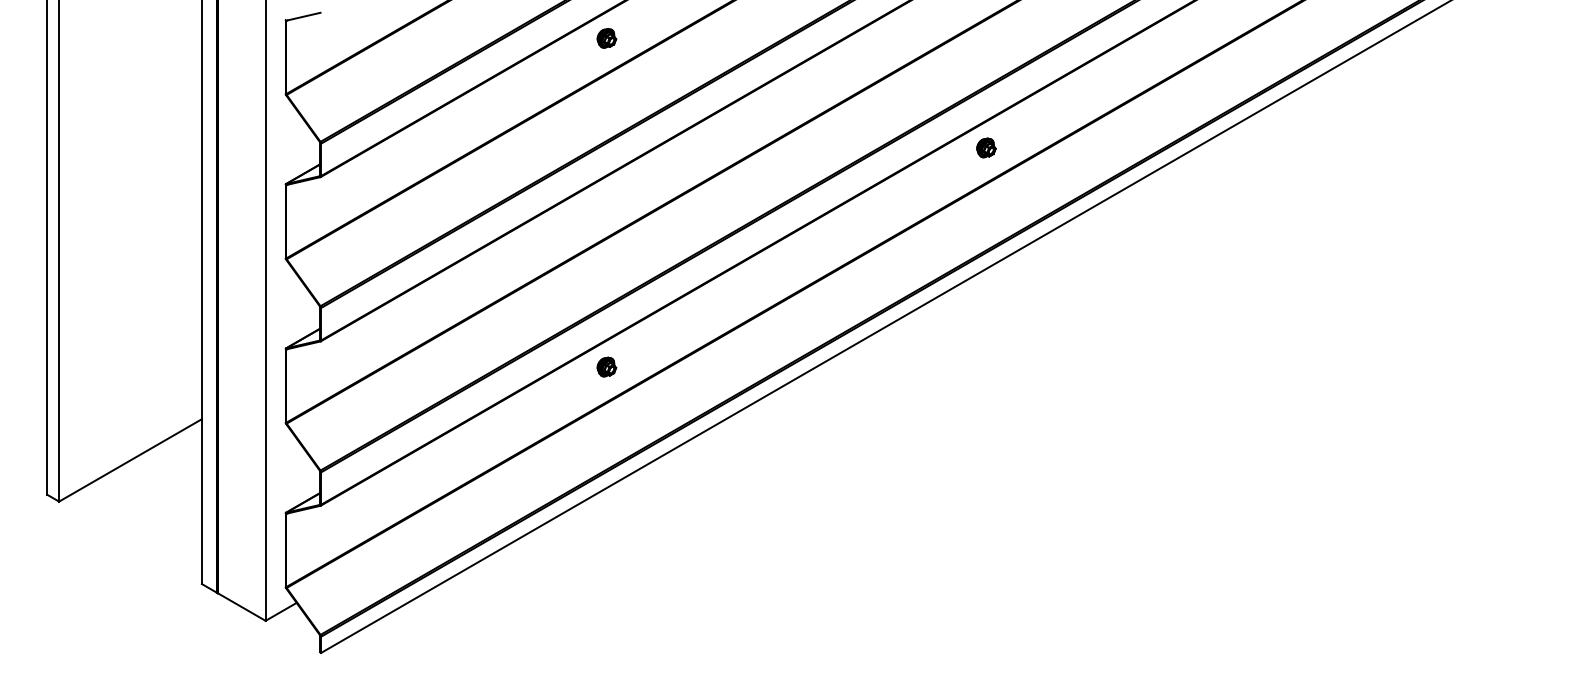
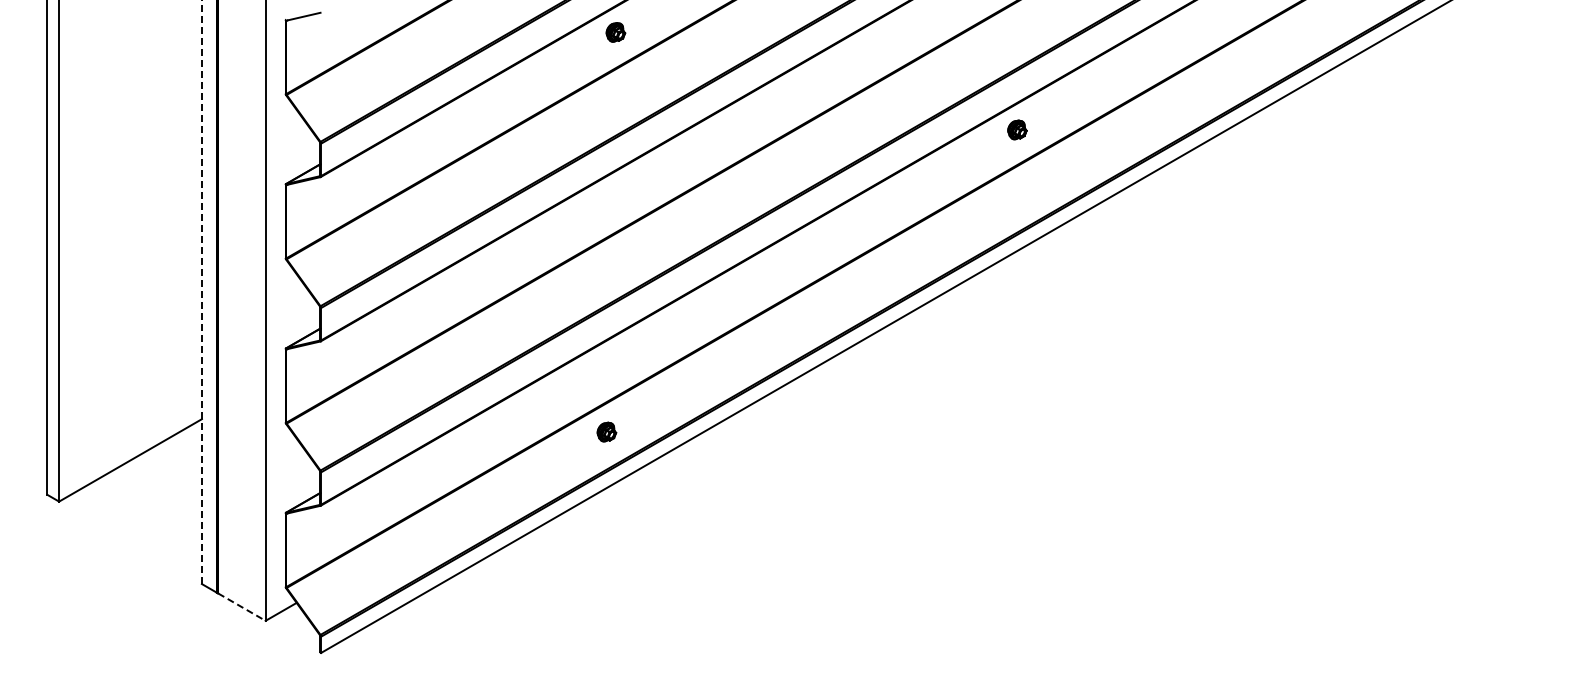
part position: (606, 38) -> (615, 32) (615, 32)
part position: (986, 147) -> (1017, 129) (1017, 129)
line: solid -> dashed (201, 292)
part position: (606, 366) -> (606, 431) (606, 431)
line: solid -> dashed (242, 607)
